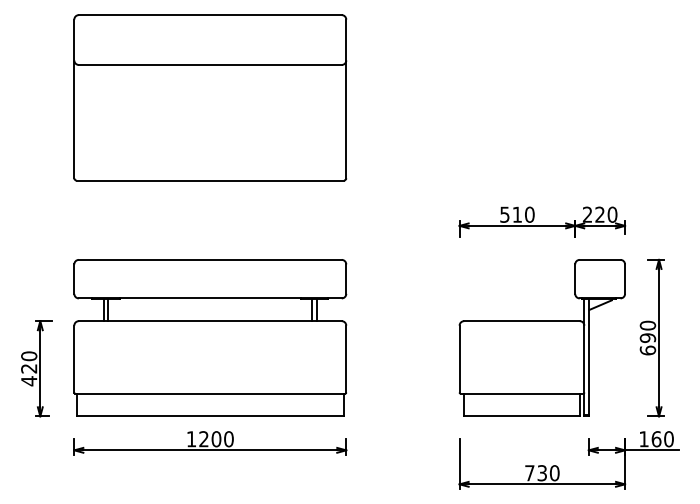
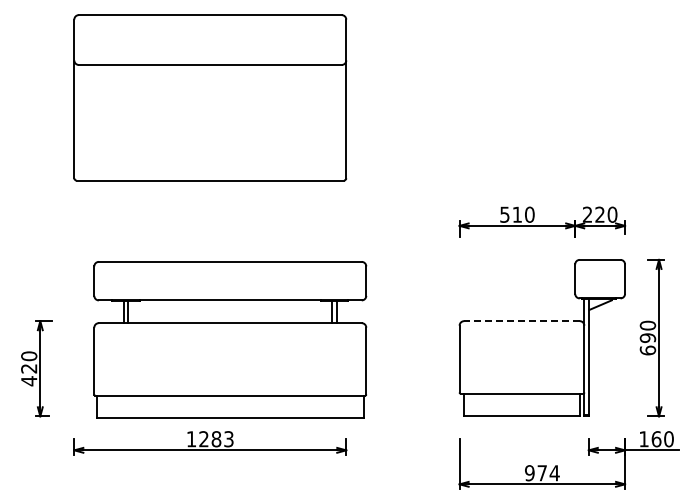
line: solid -> dashed (521, 321)
part position: (210, 337) -> (230, 339) (230, 339)
text: 1200 -> 1283 (222, 439)
text: 730 -> 974 (542, 473)
